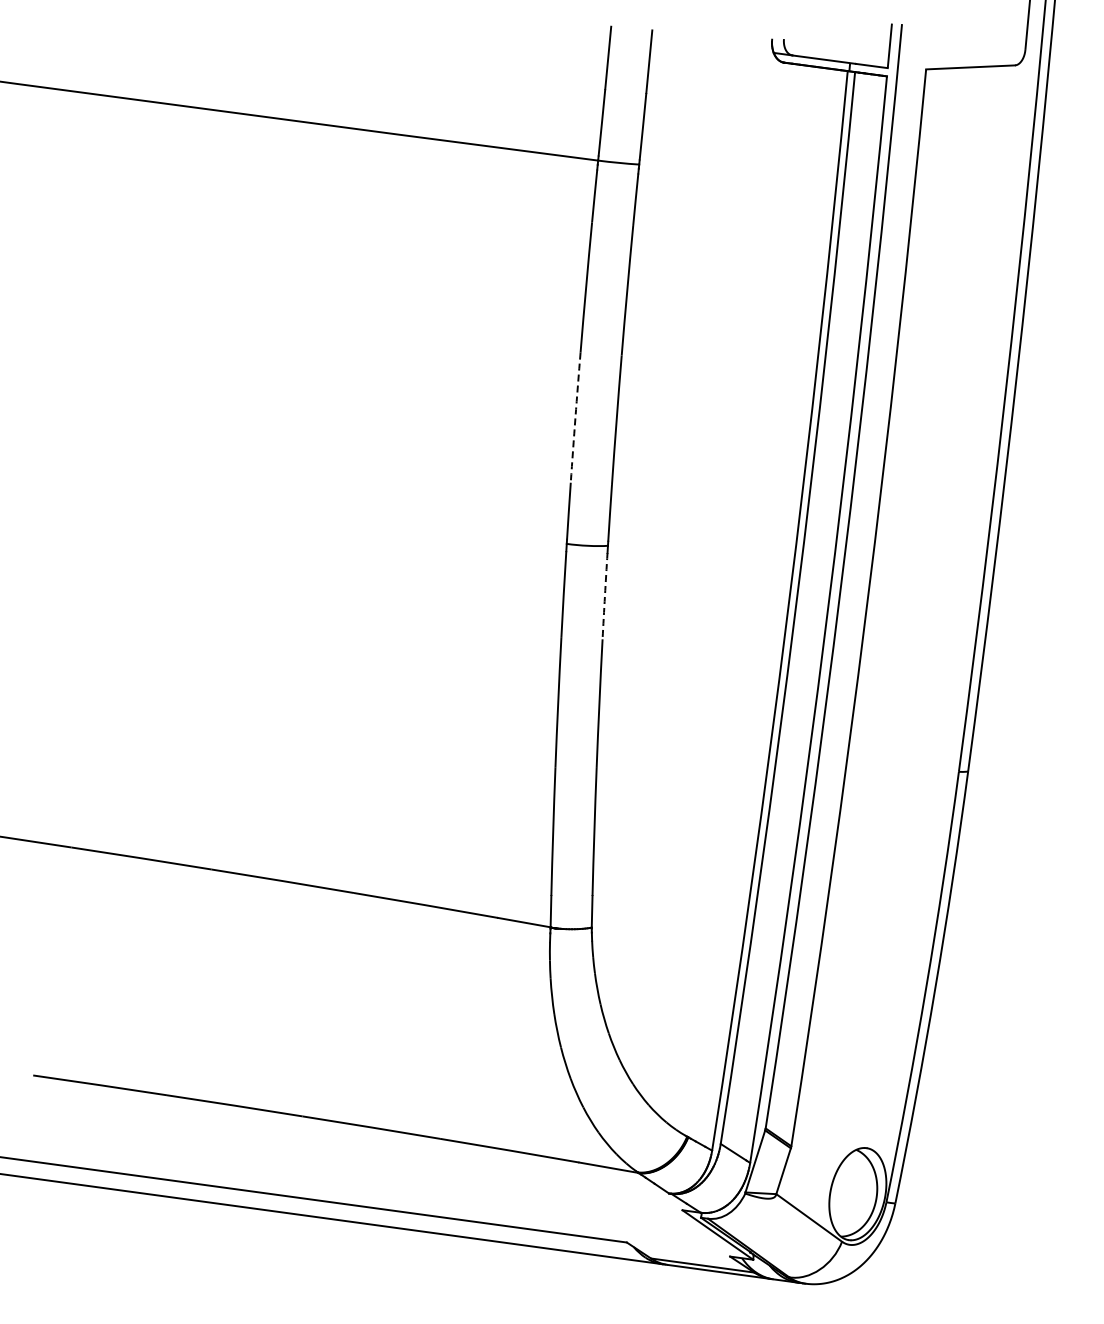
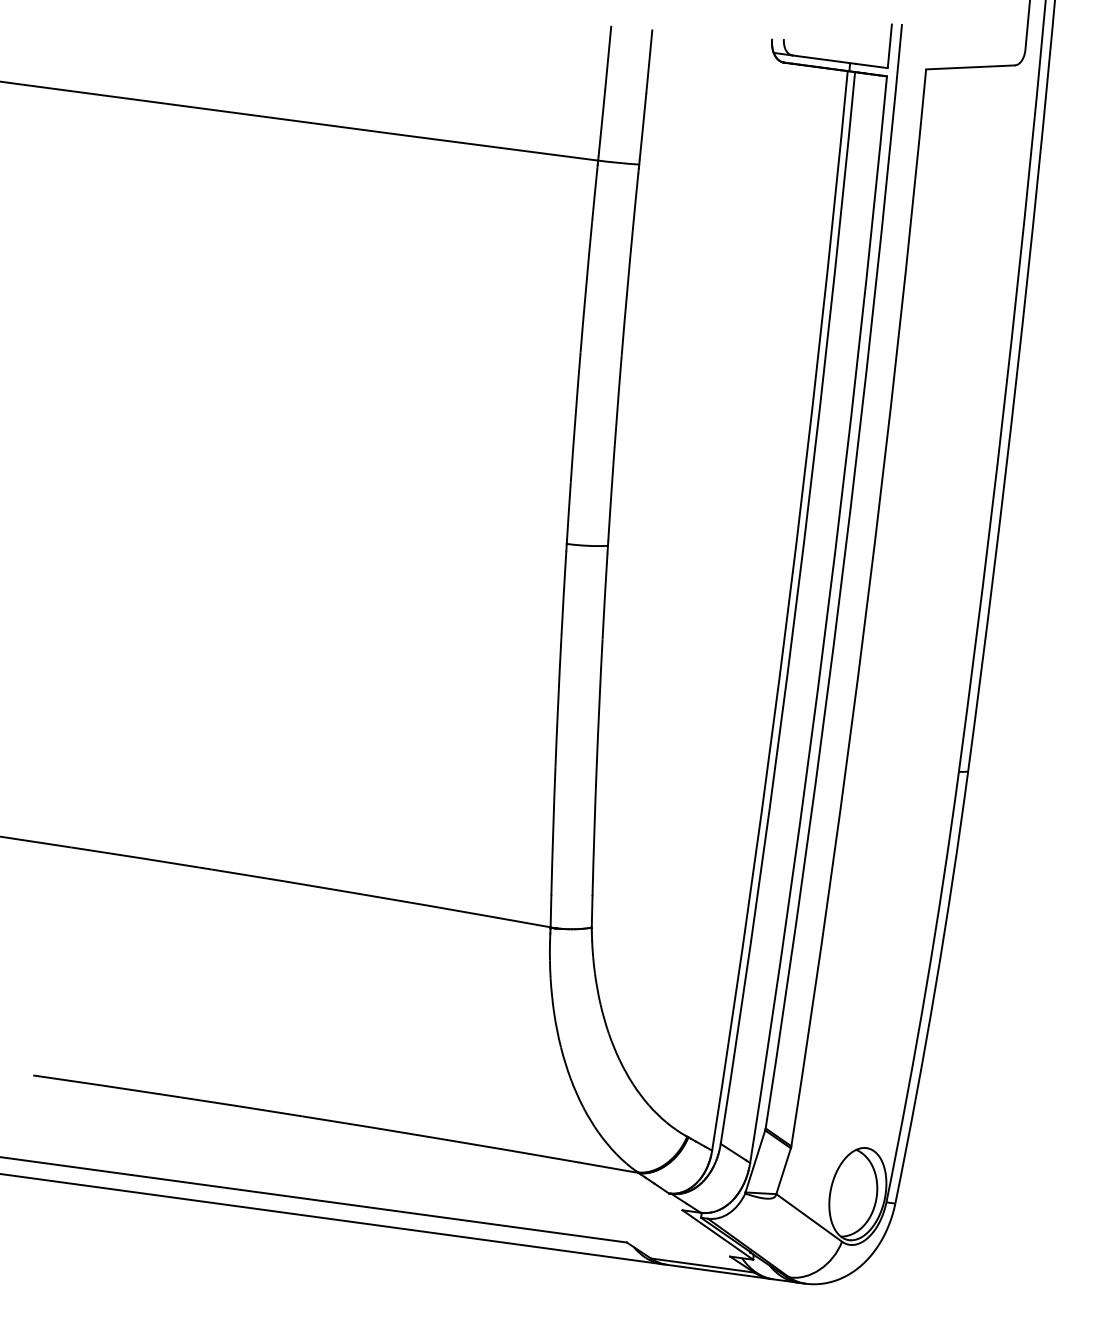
arc: dashed -> solid (575, 417)
arc: dashed -> solid (604, 596)
